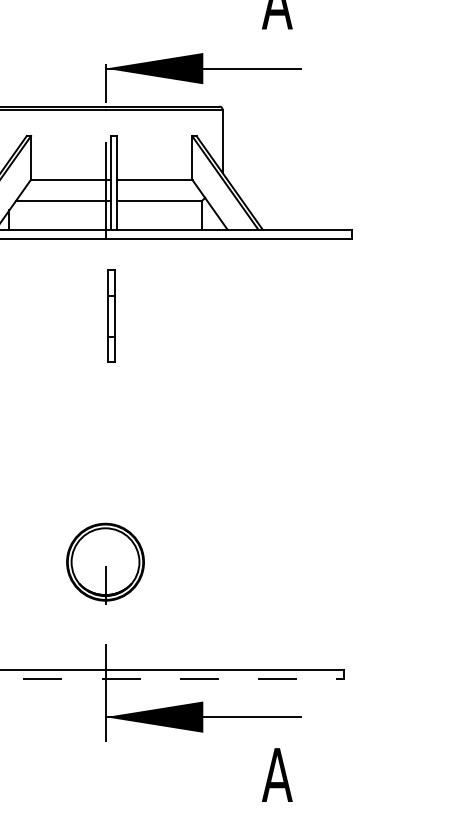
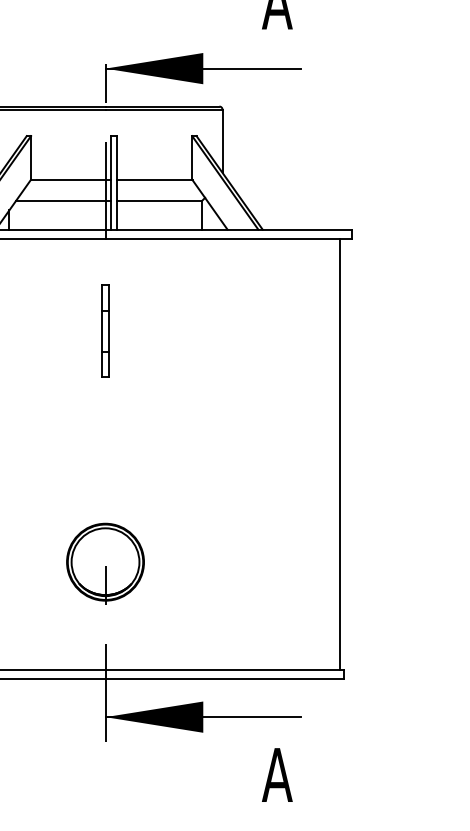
part position: (111, 315) -> (105, 330) (105, 330)
line: none -> present (340, 453)
line: dashed -> solid (172, 679)
